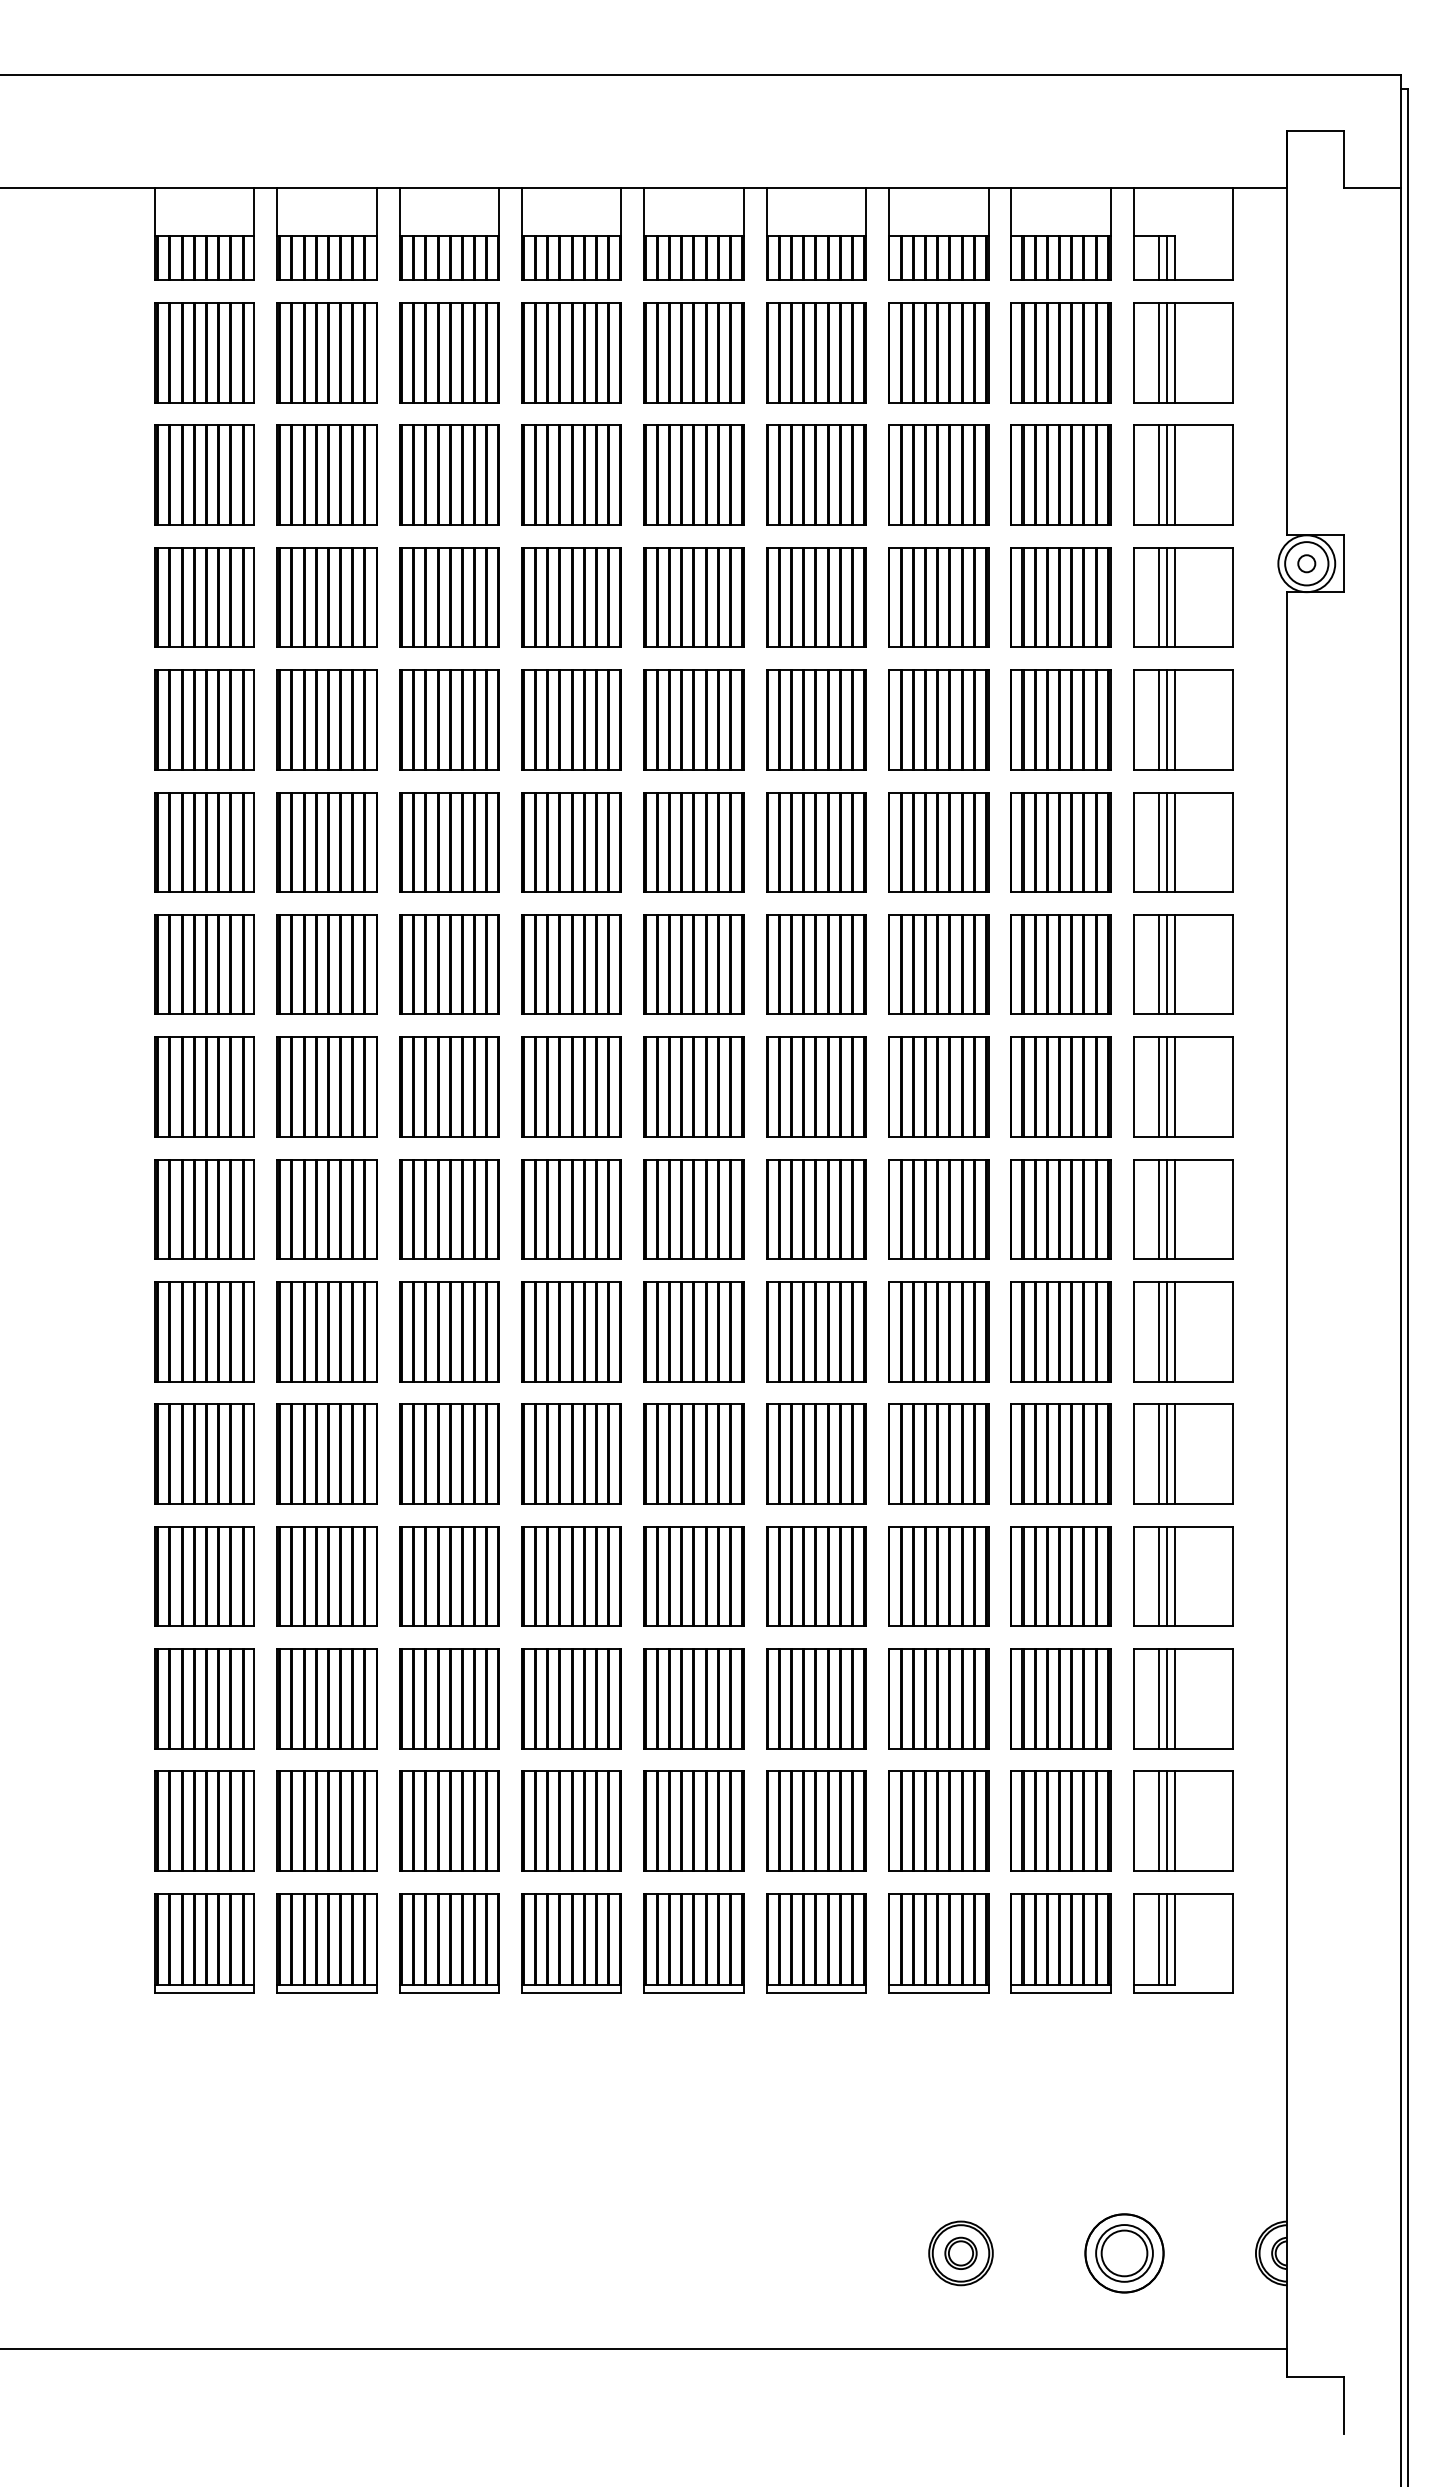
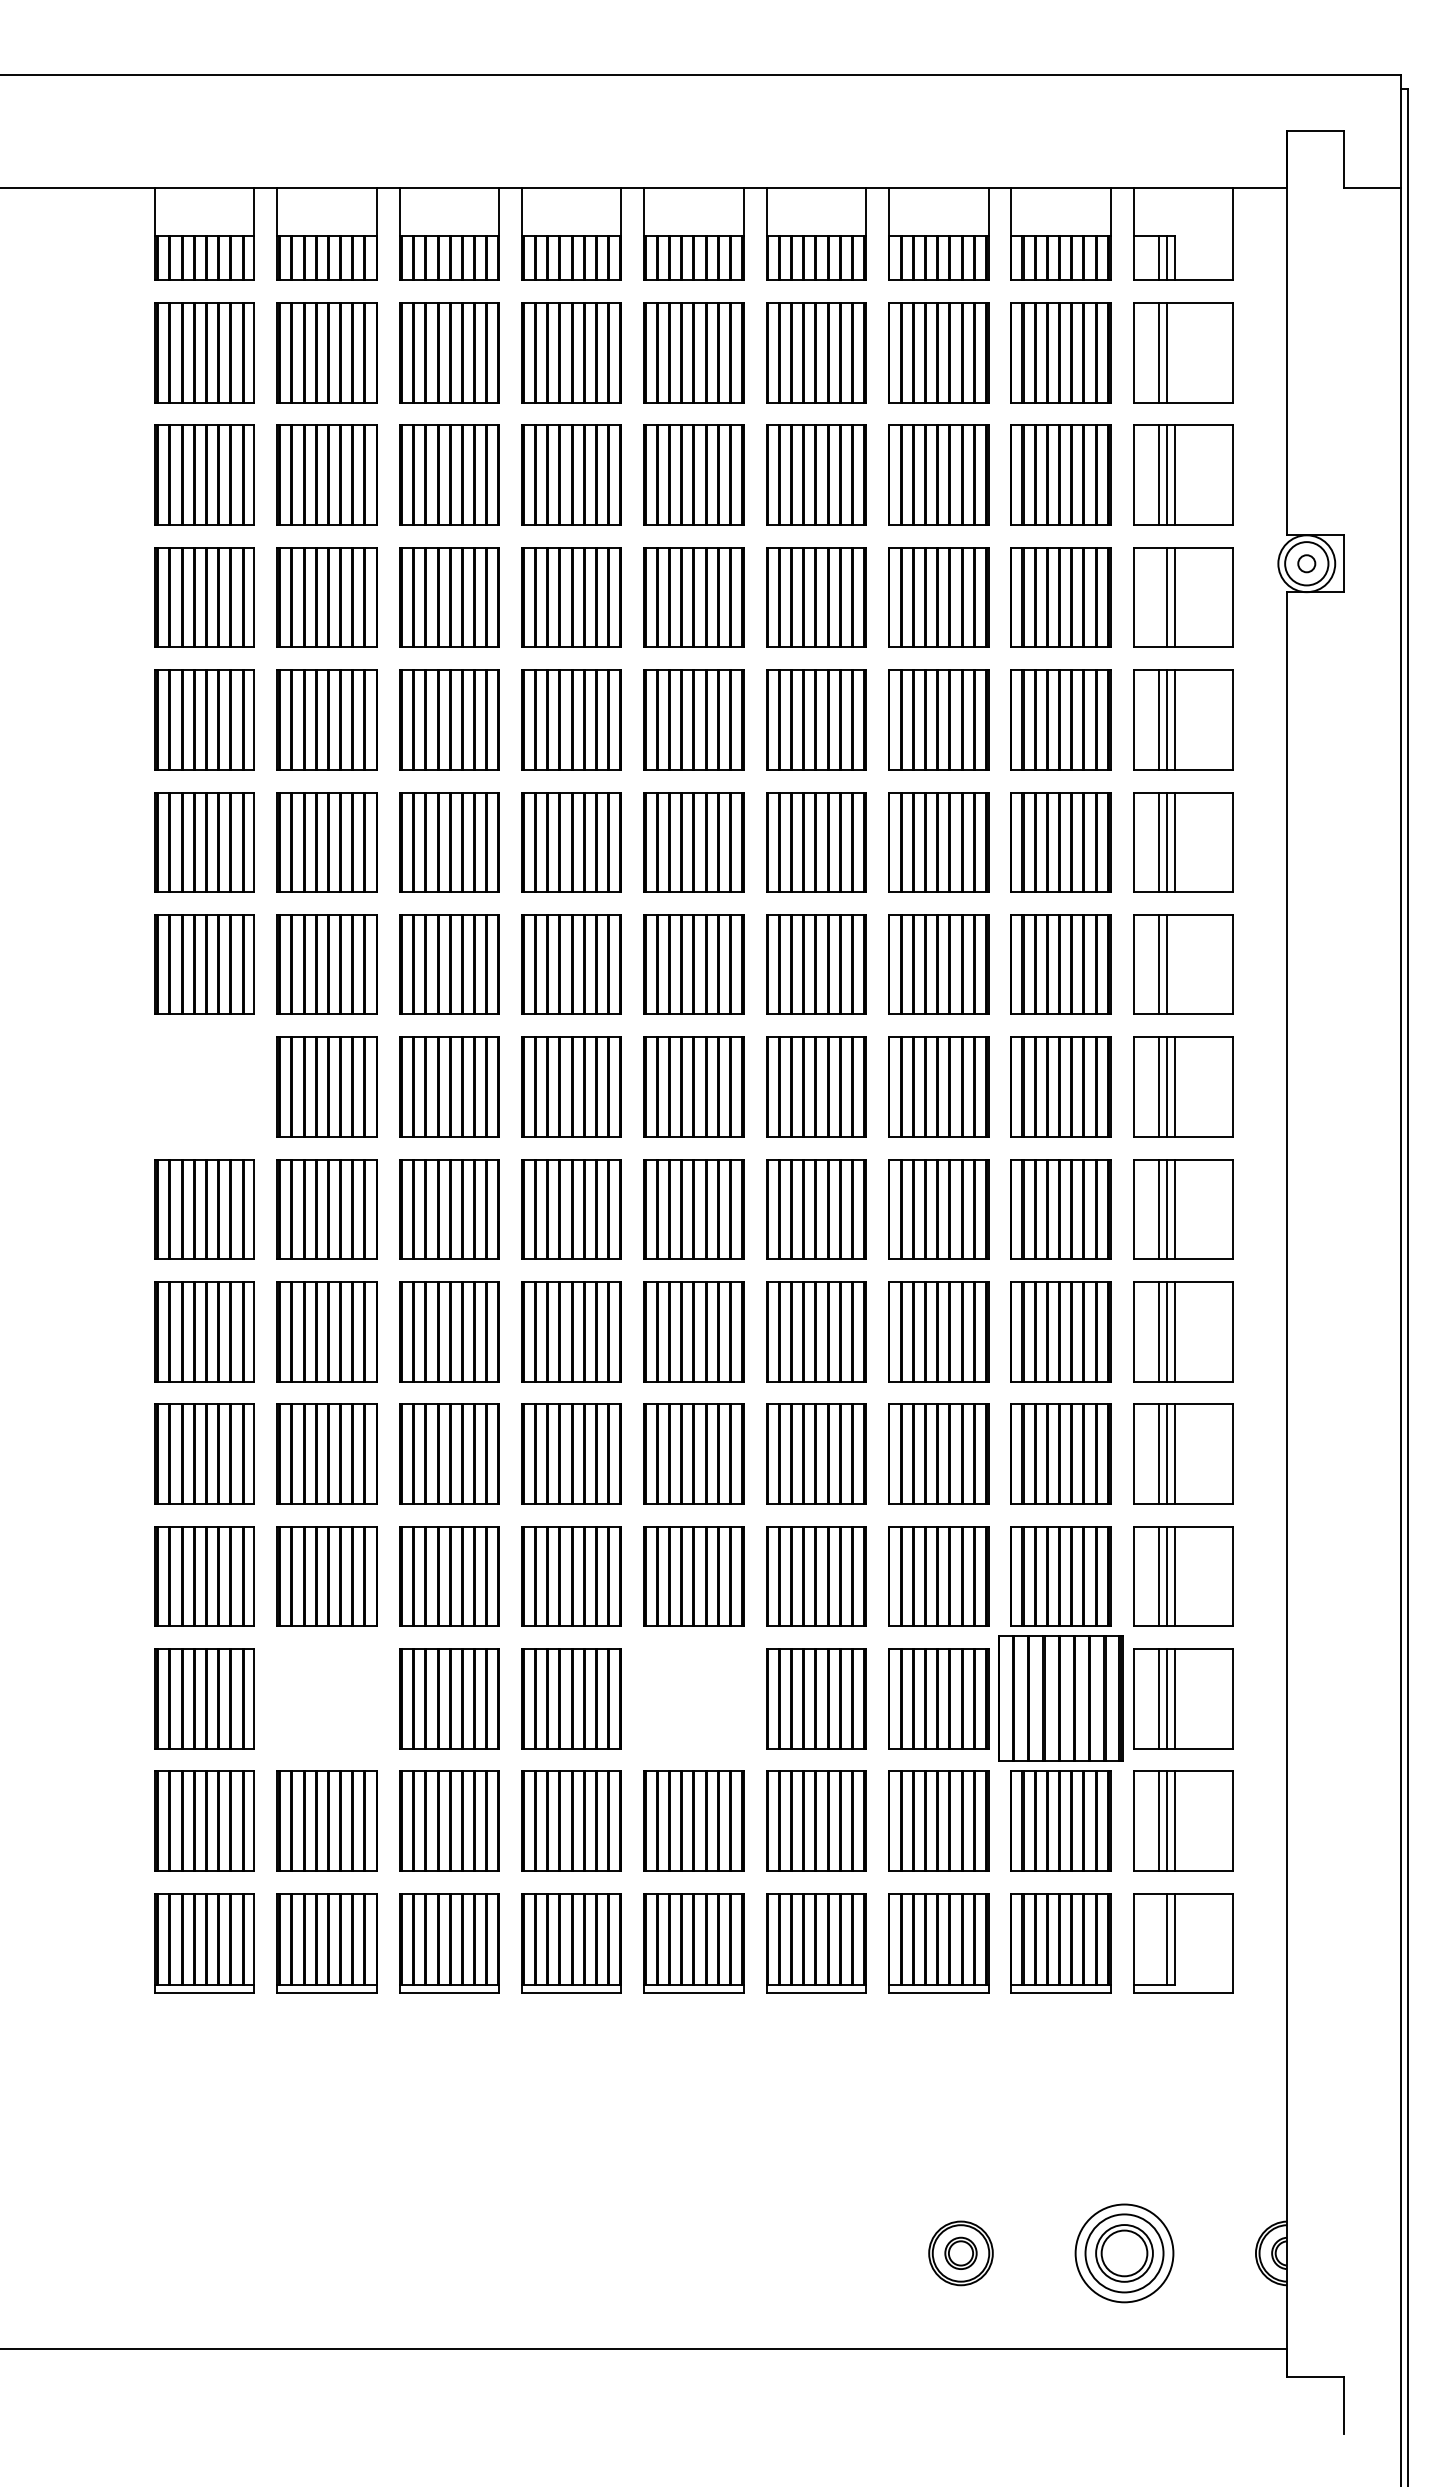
line: present -> none (1175, 352)
line: present -> none (1158, 597)
line: present -> none (1175, 964)
part: present -> none (204, 1086)
part: present -> none (326, 1698)
part: present -> none (693, 1698)
part size: 102x102 px -> 126x127 px (1060, 1698)
line: present -> none (1158, 1939)
circle diameter: 78 px -> 98 px (1124, 2253)
